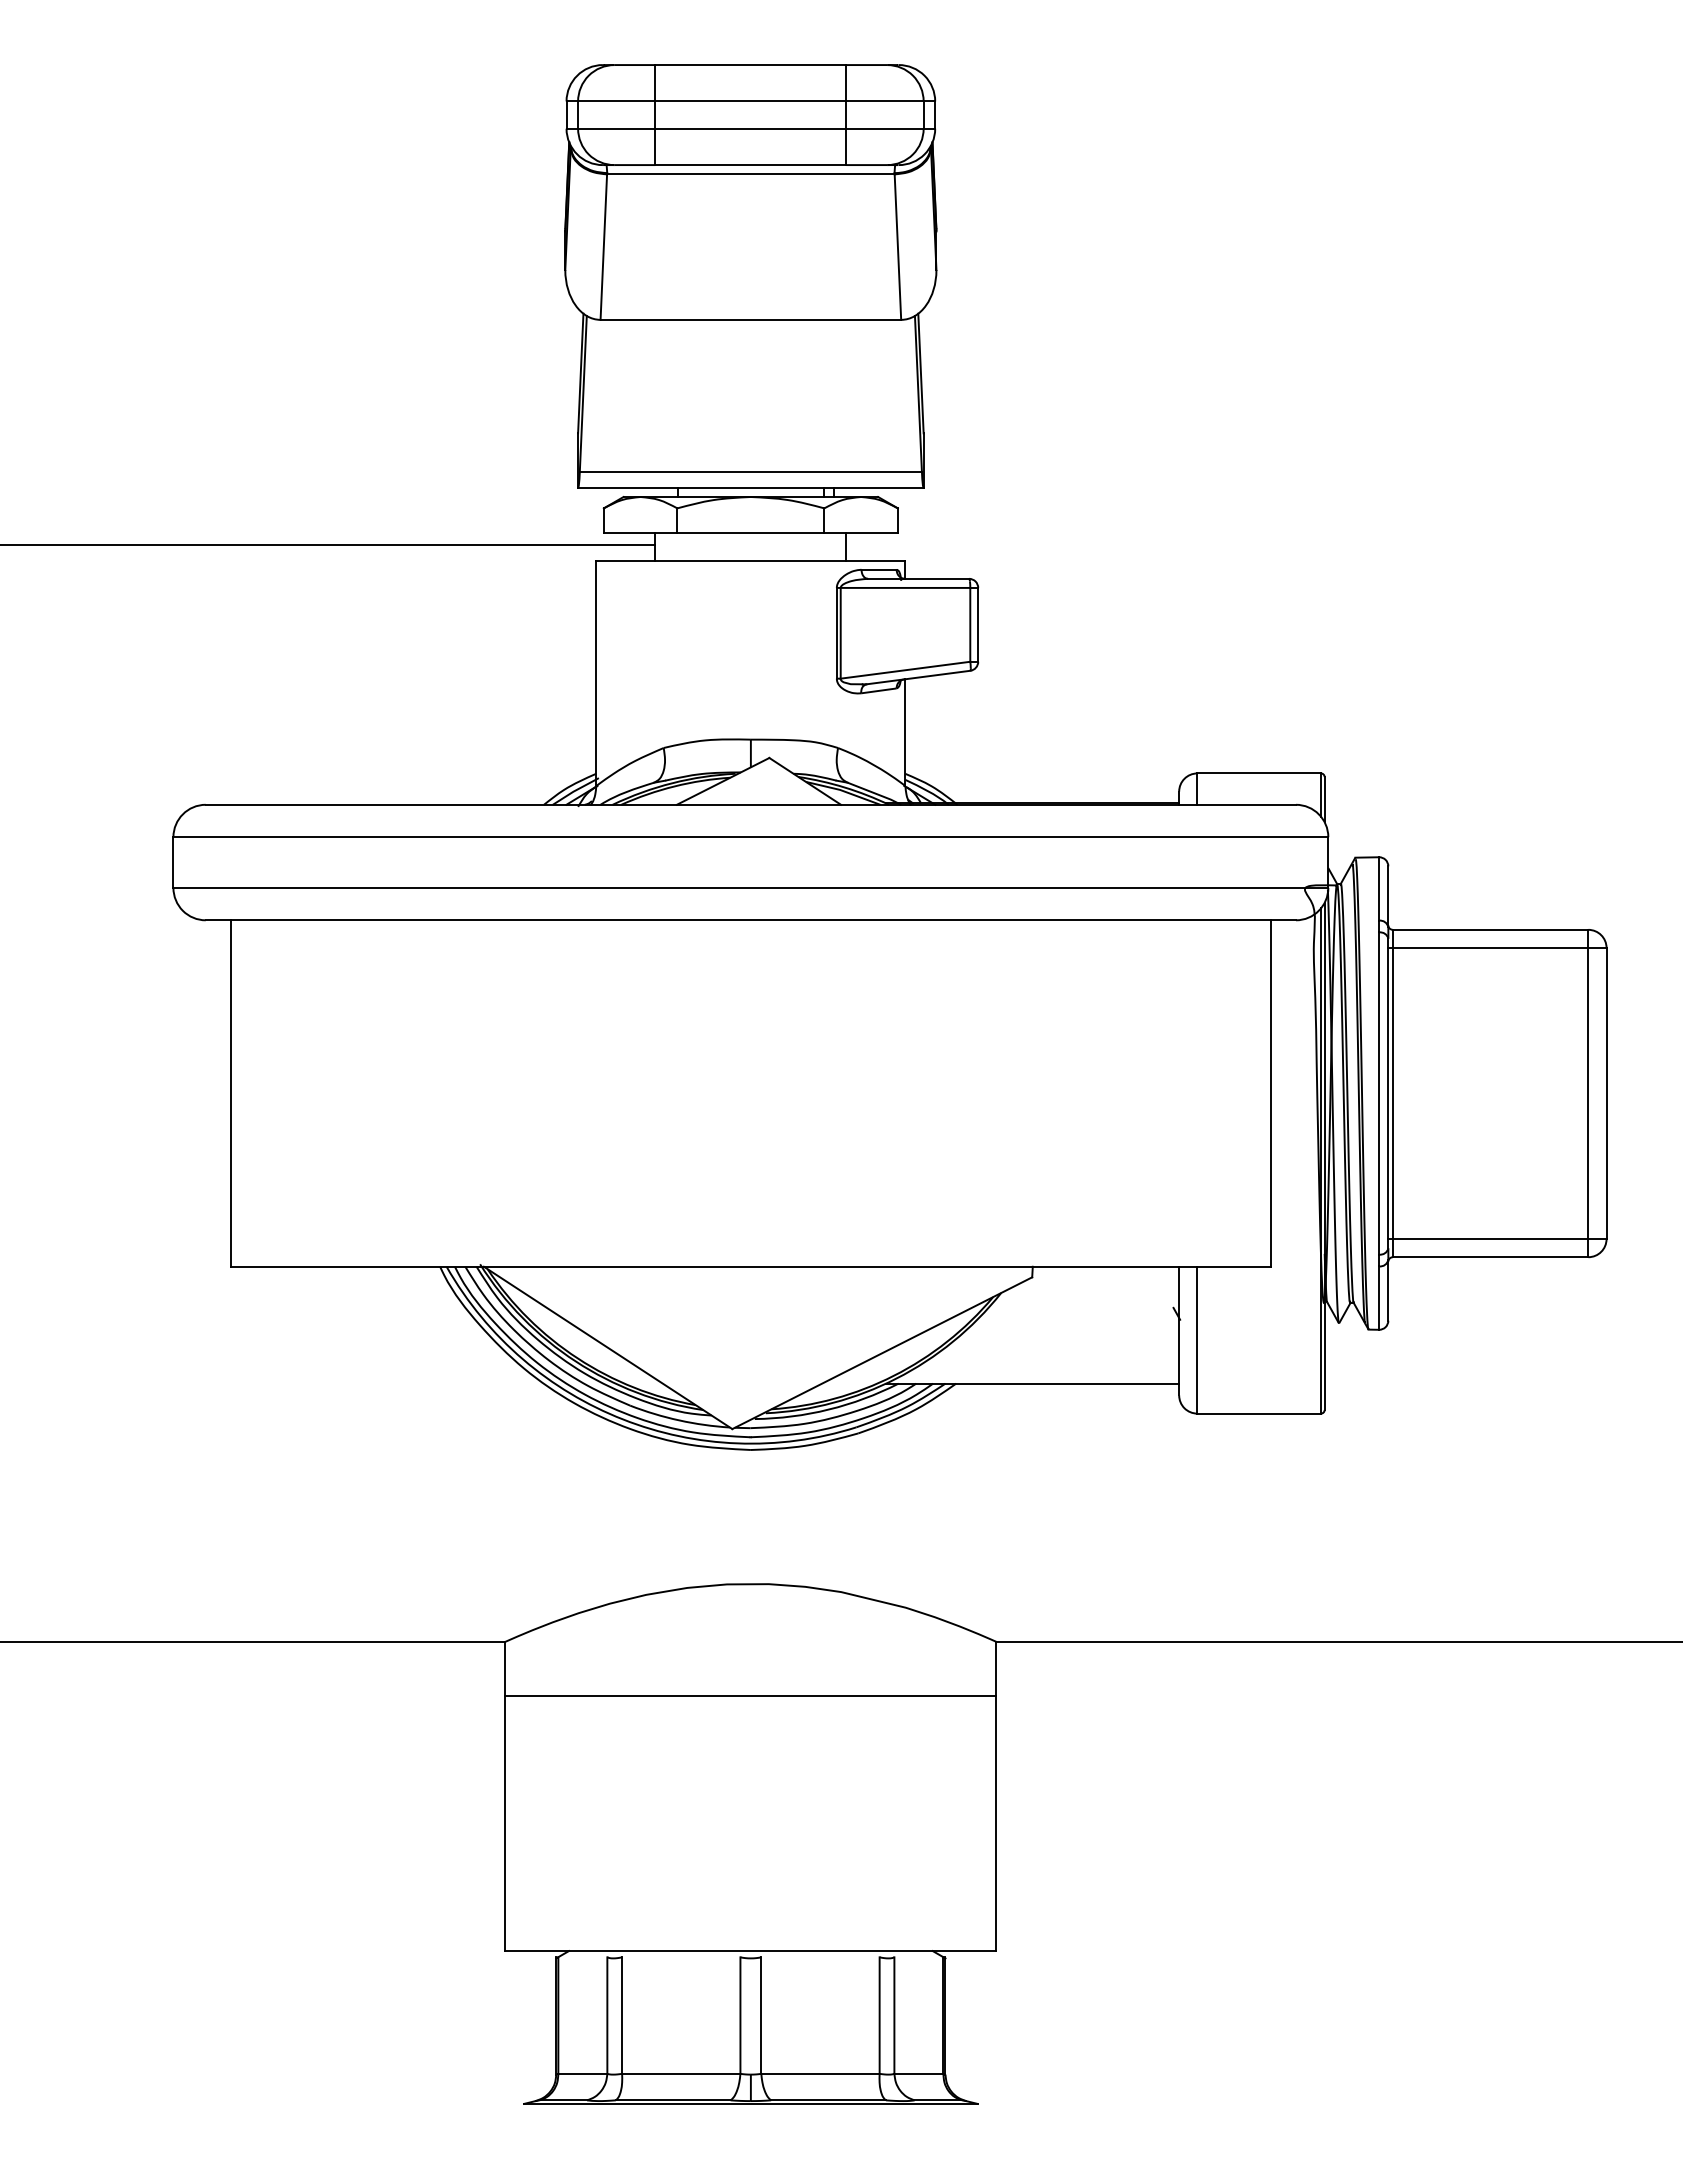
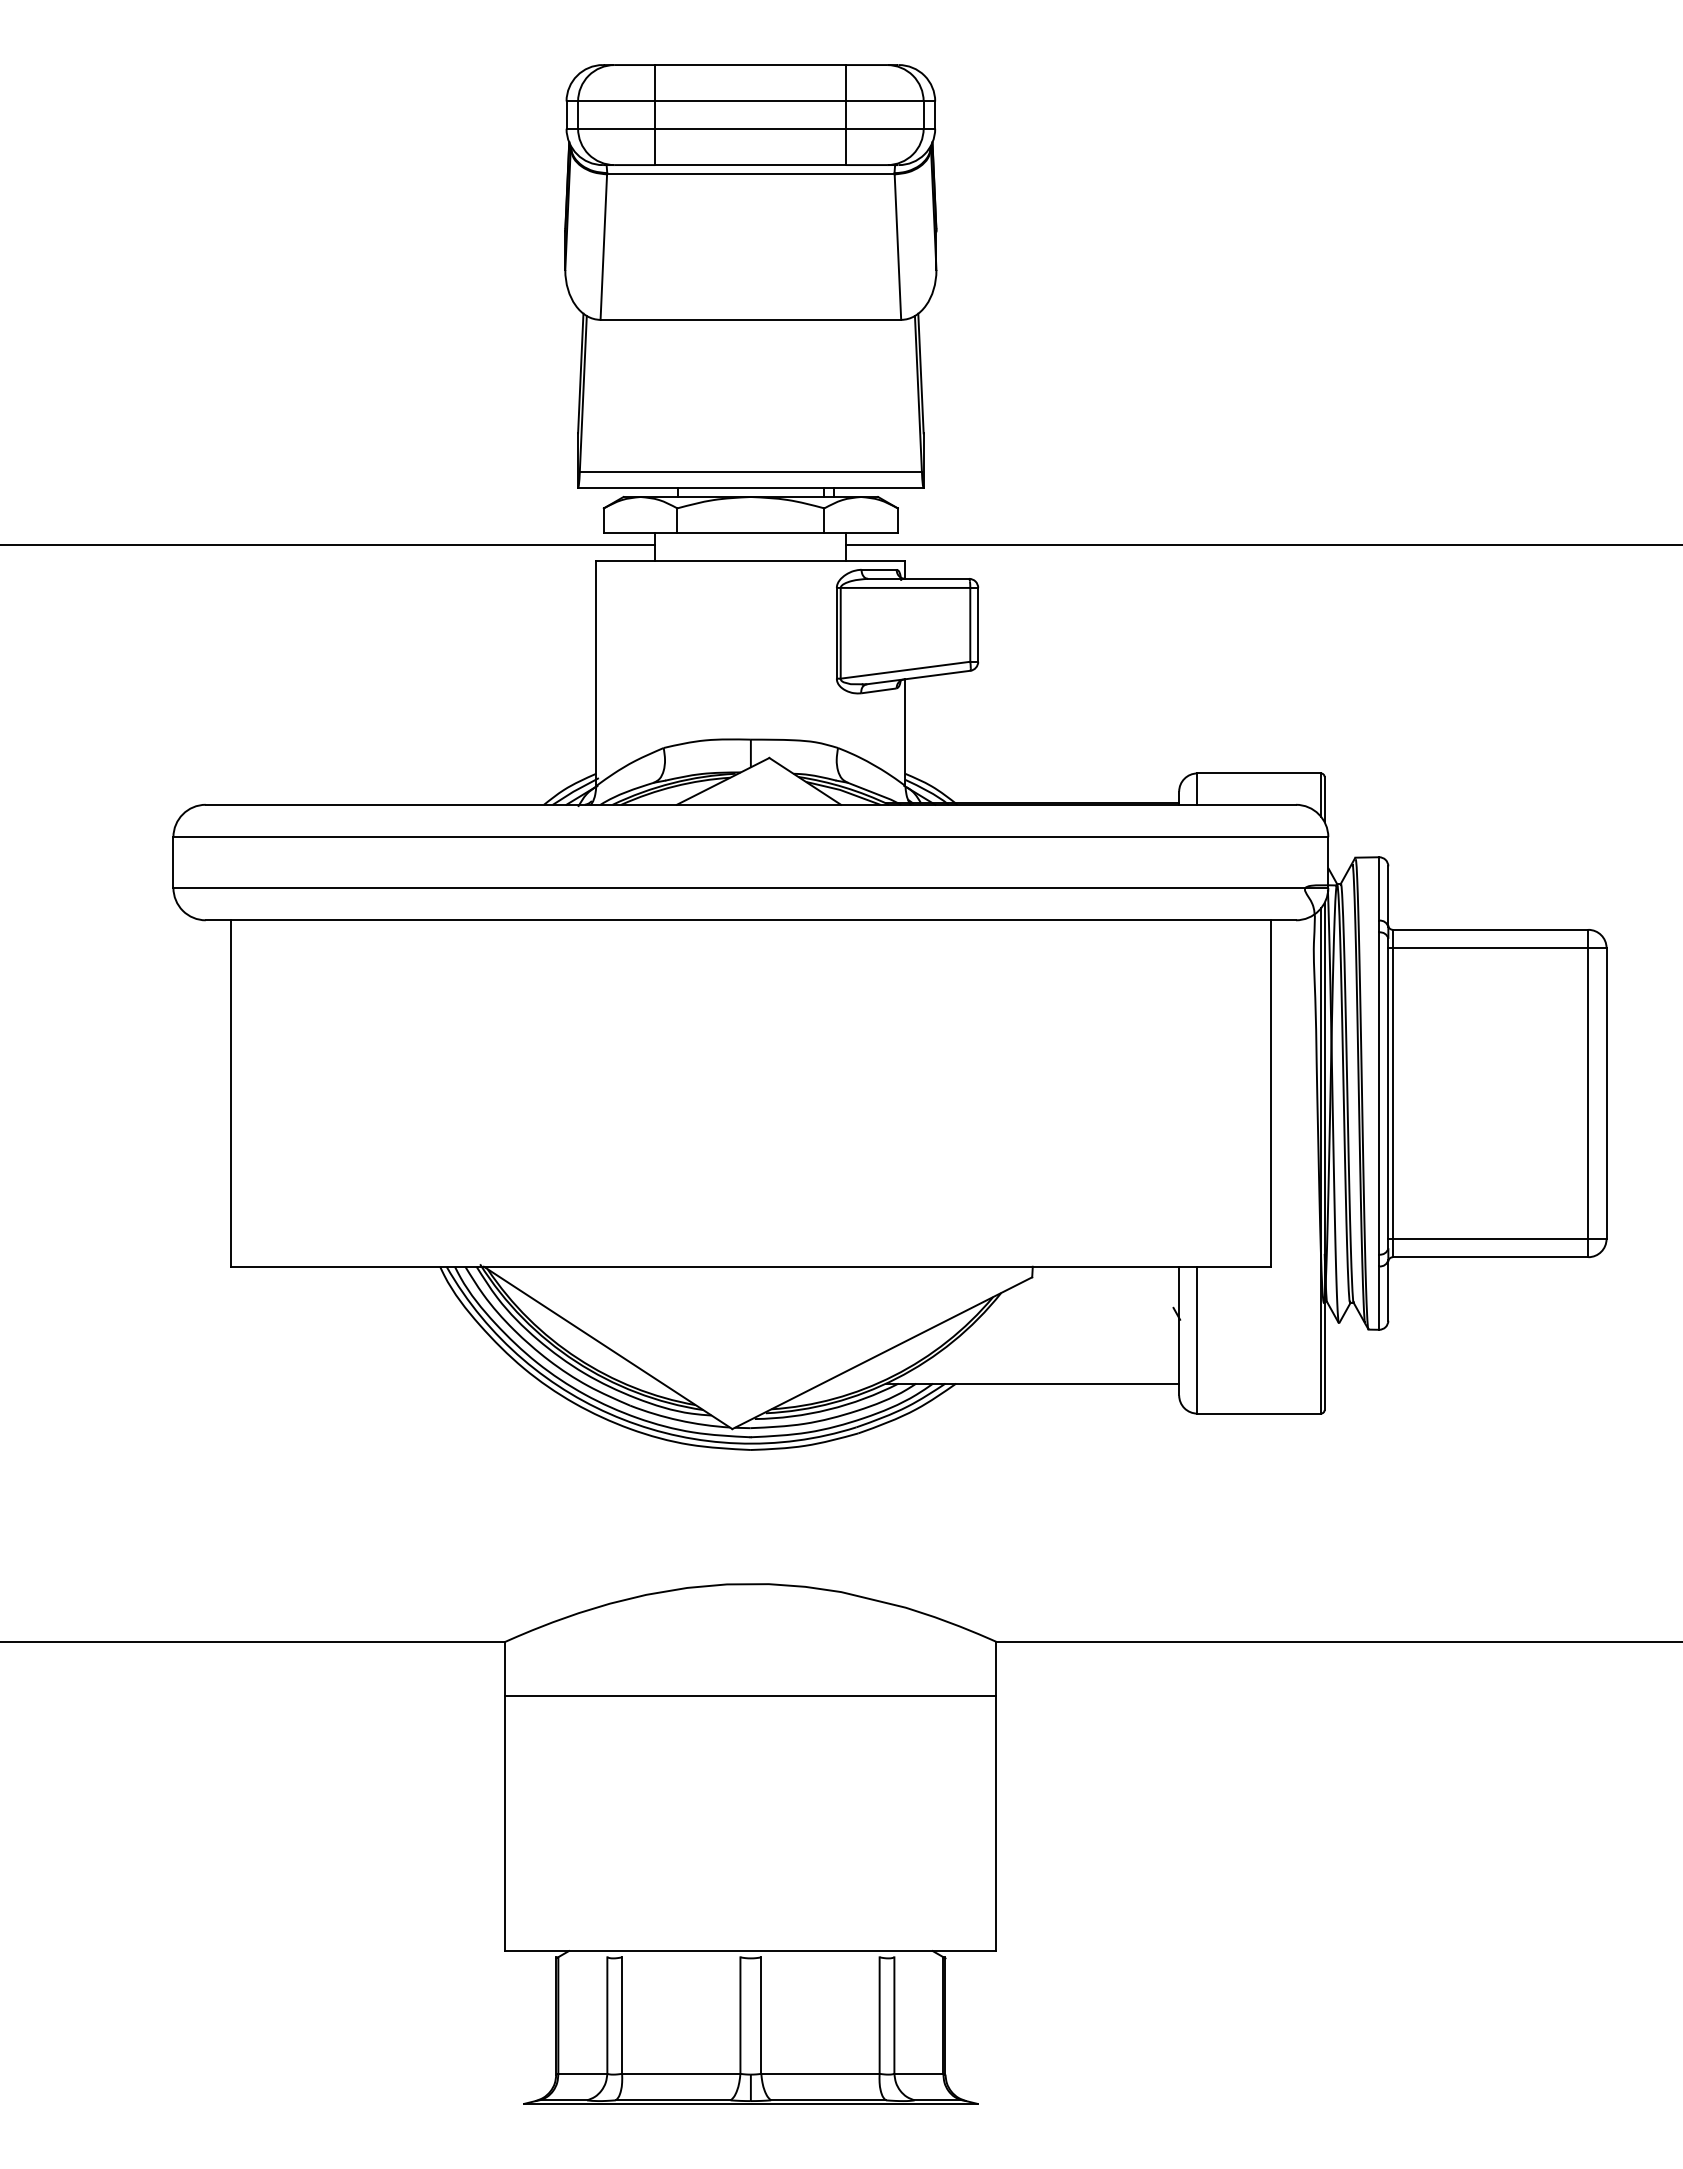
line: none -> present (1262, 545)
